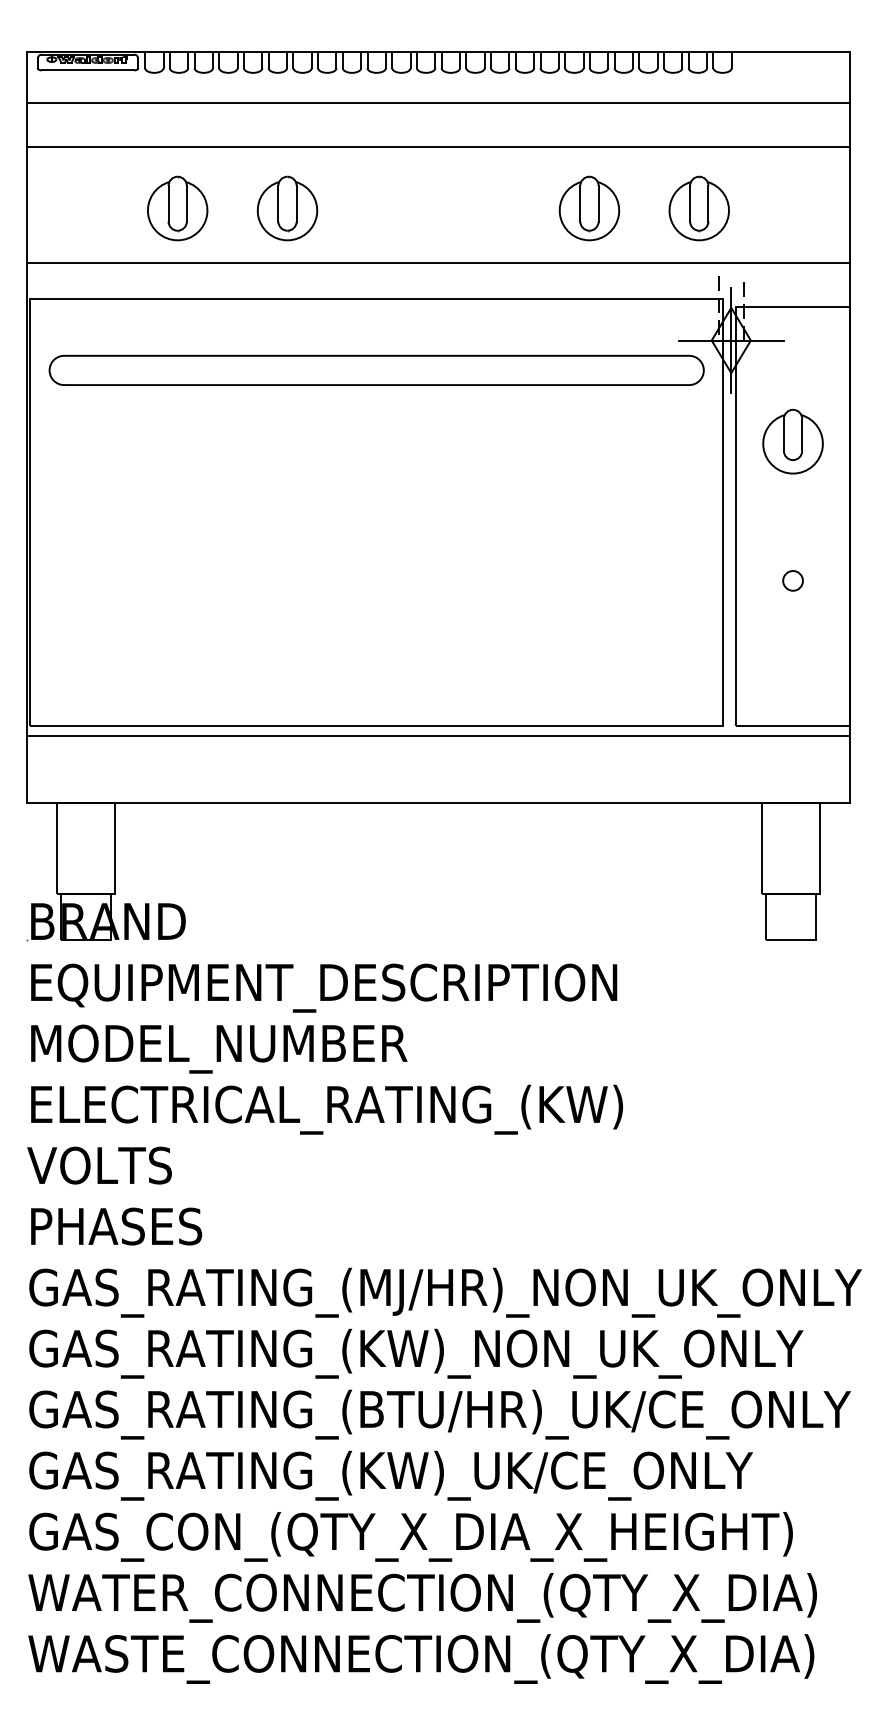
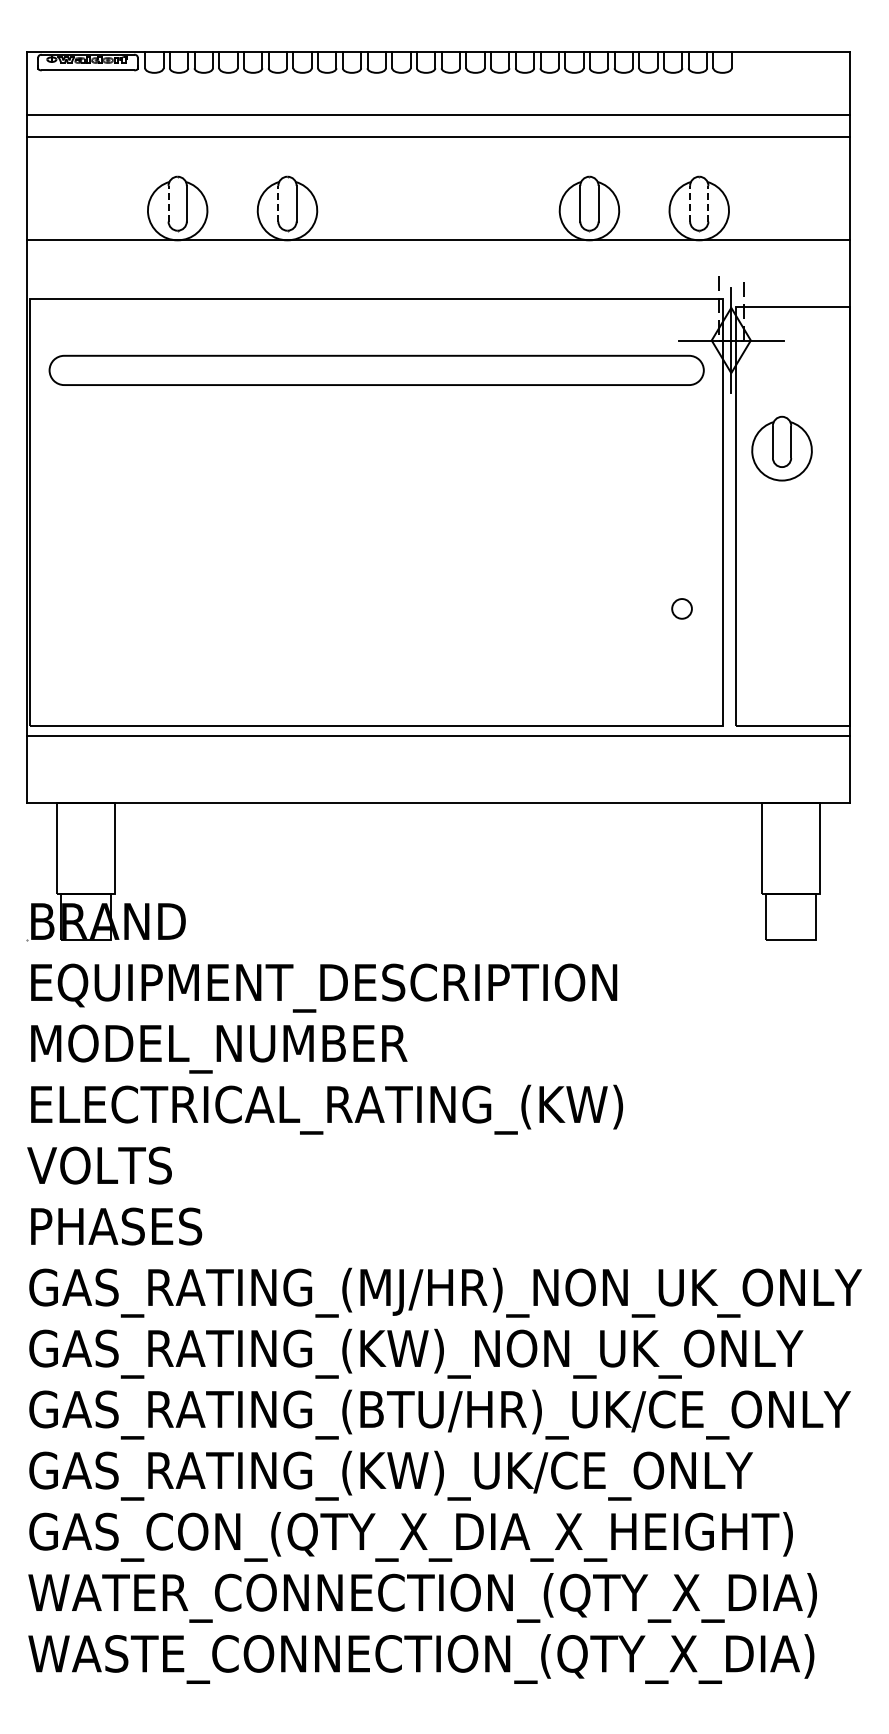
line position: (438, 102) -> (438, 114) (438, 114)
line position: (438, 147) -> (438, 137) (438, 137)
line: solid -> dashed (168, 203)
line: solid -> dashed (278, 203)
line: solid -> dashed (690, 203)
line: solid -> dashed (708, 203)
line position: (438, 262) -> (438, 239) (438, 239)
part position: (792, 441) -> (781, 448) (781, 448)
circle position: (792, 580) -> (681, 608) (681, 608)
